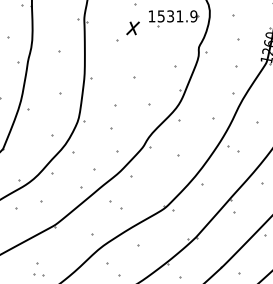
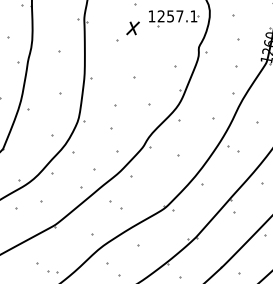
text: 1531.9 -> 1257.1 (177, 16)
part position: (38, 274) -> (52, 271) (52, 271)
